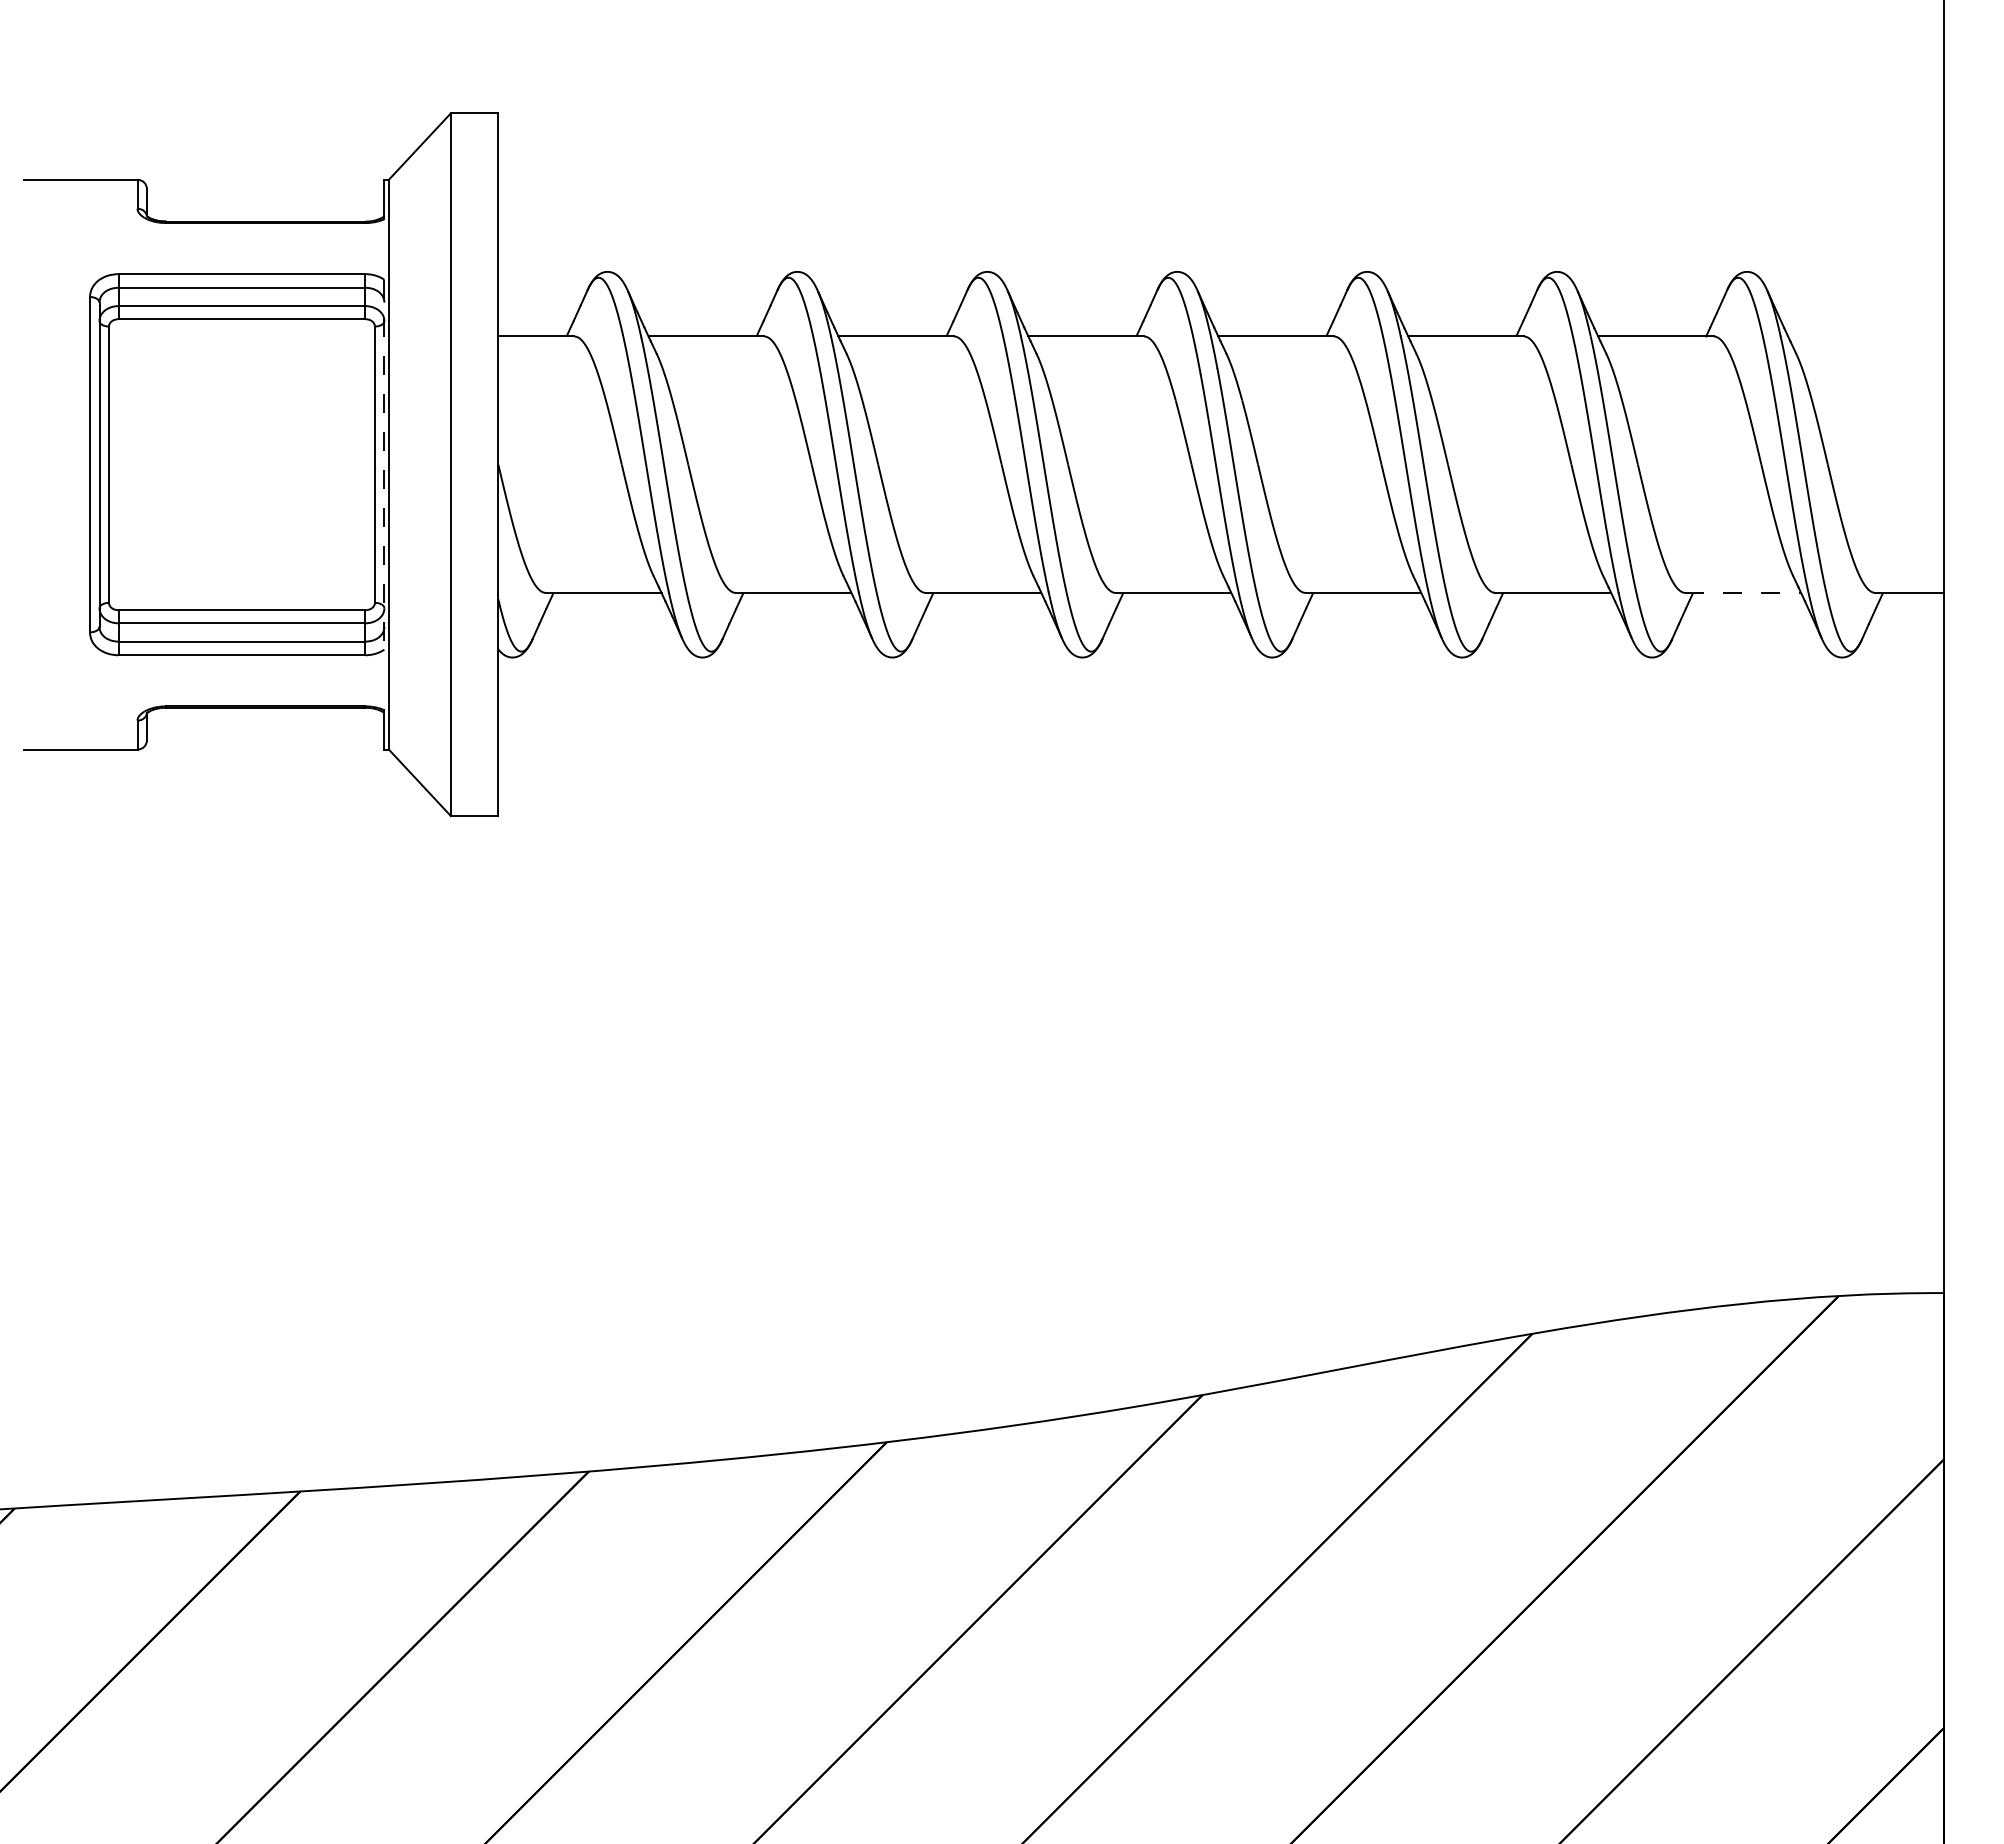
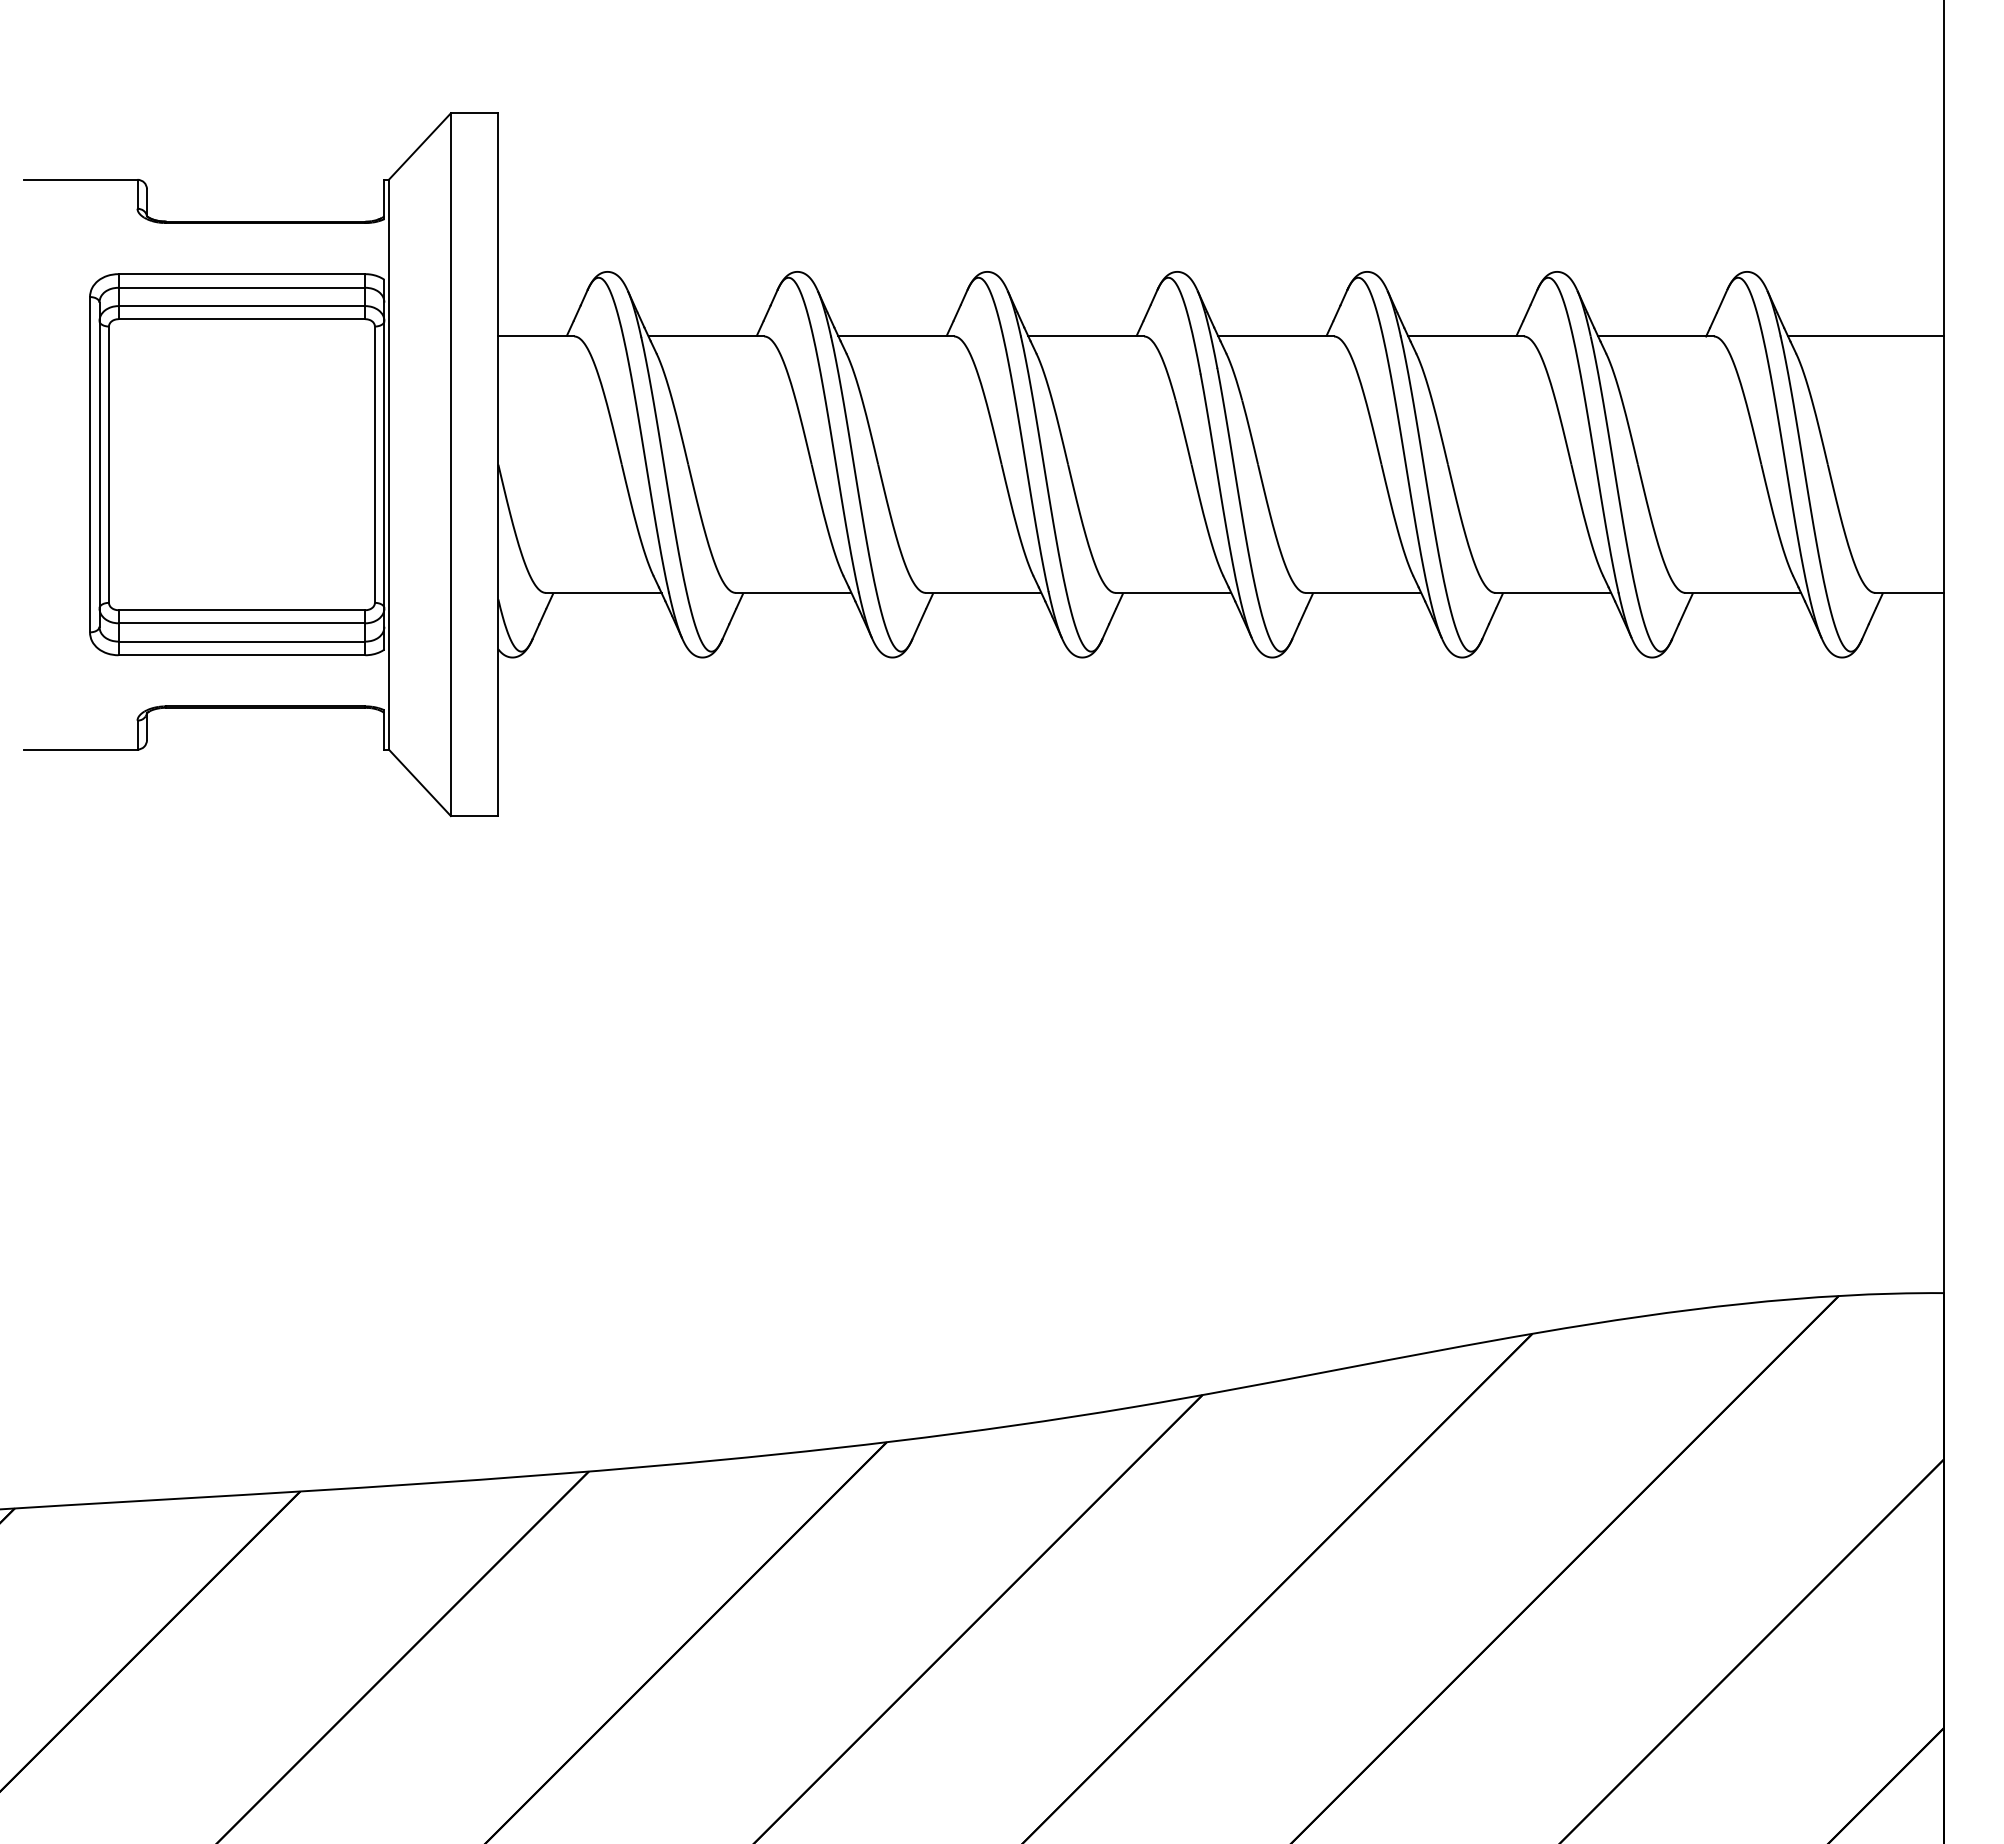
line: none -> present (1865, 336)
line: dashed -> solid (384, 464)
line: dashed -> solid (1743, 592)
